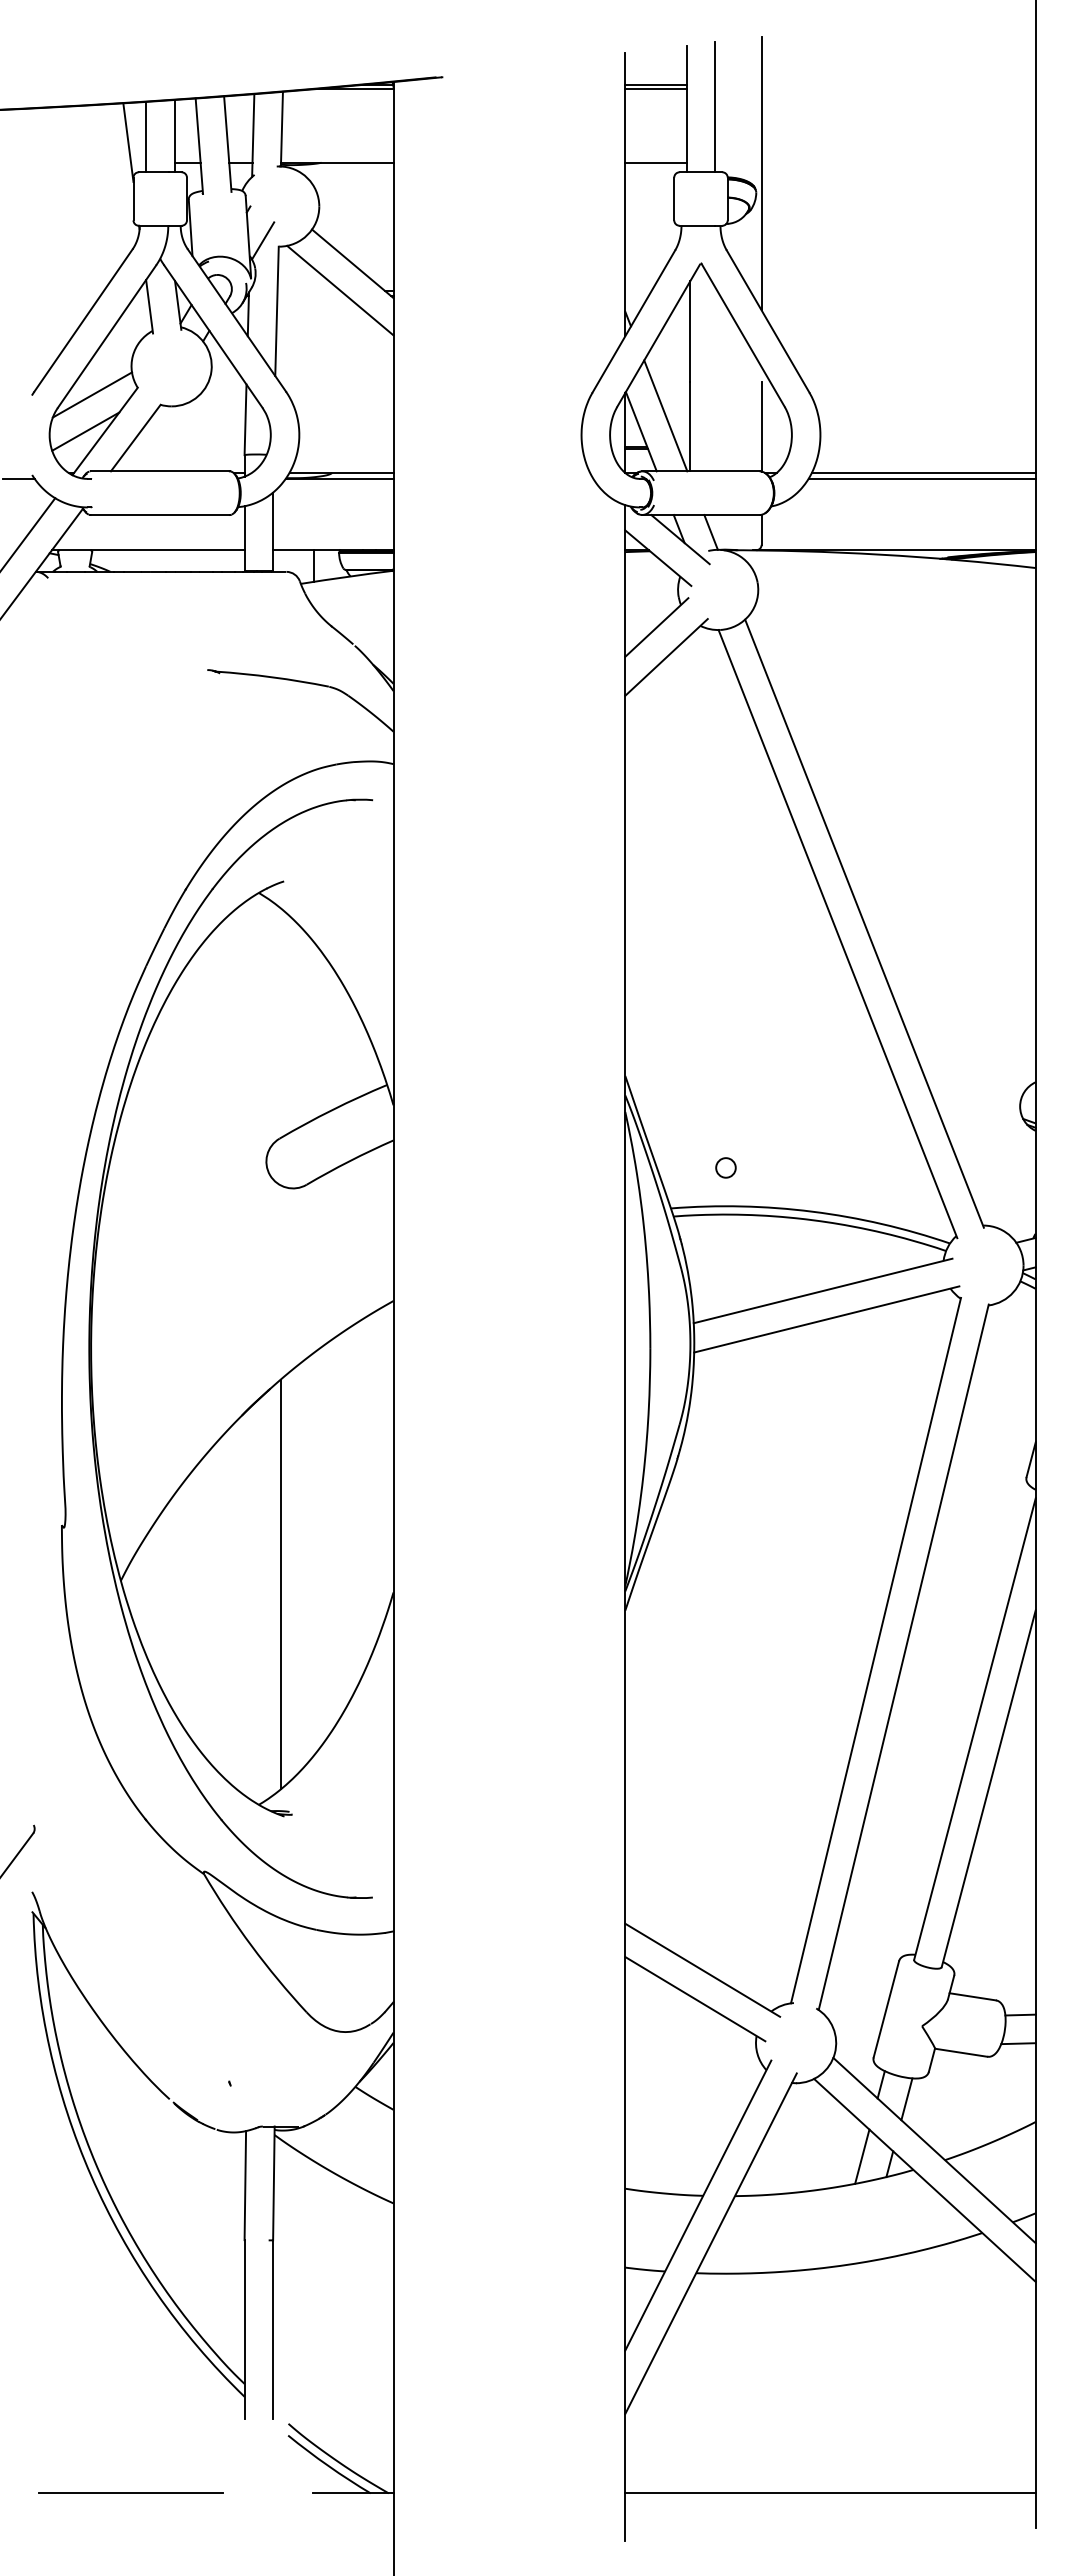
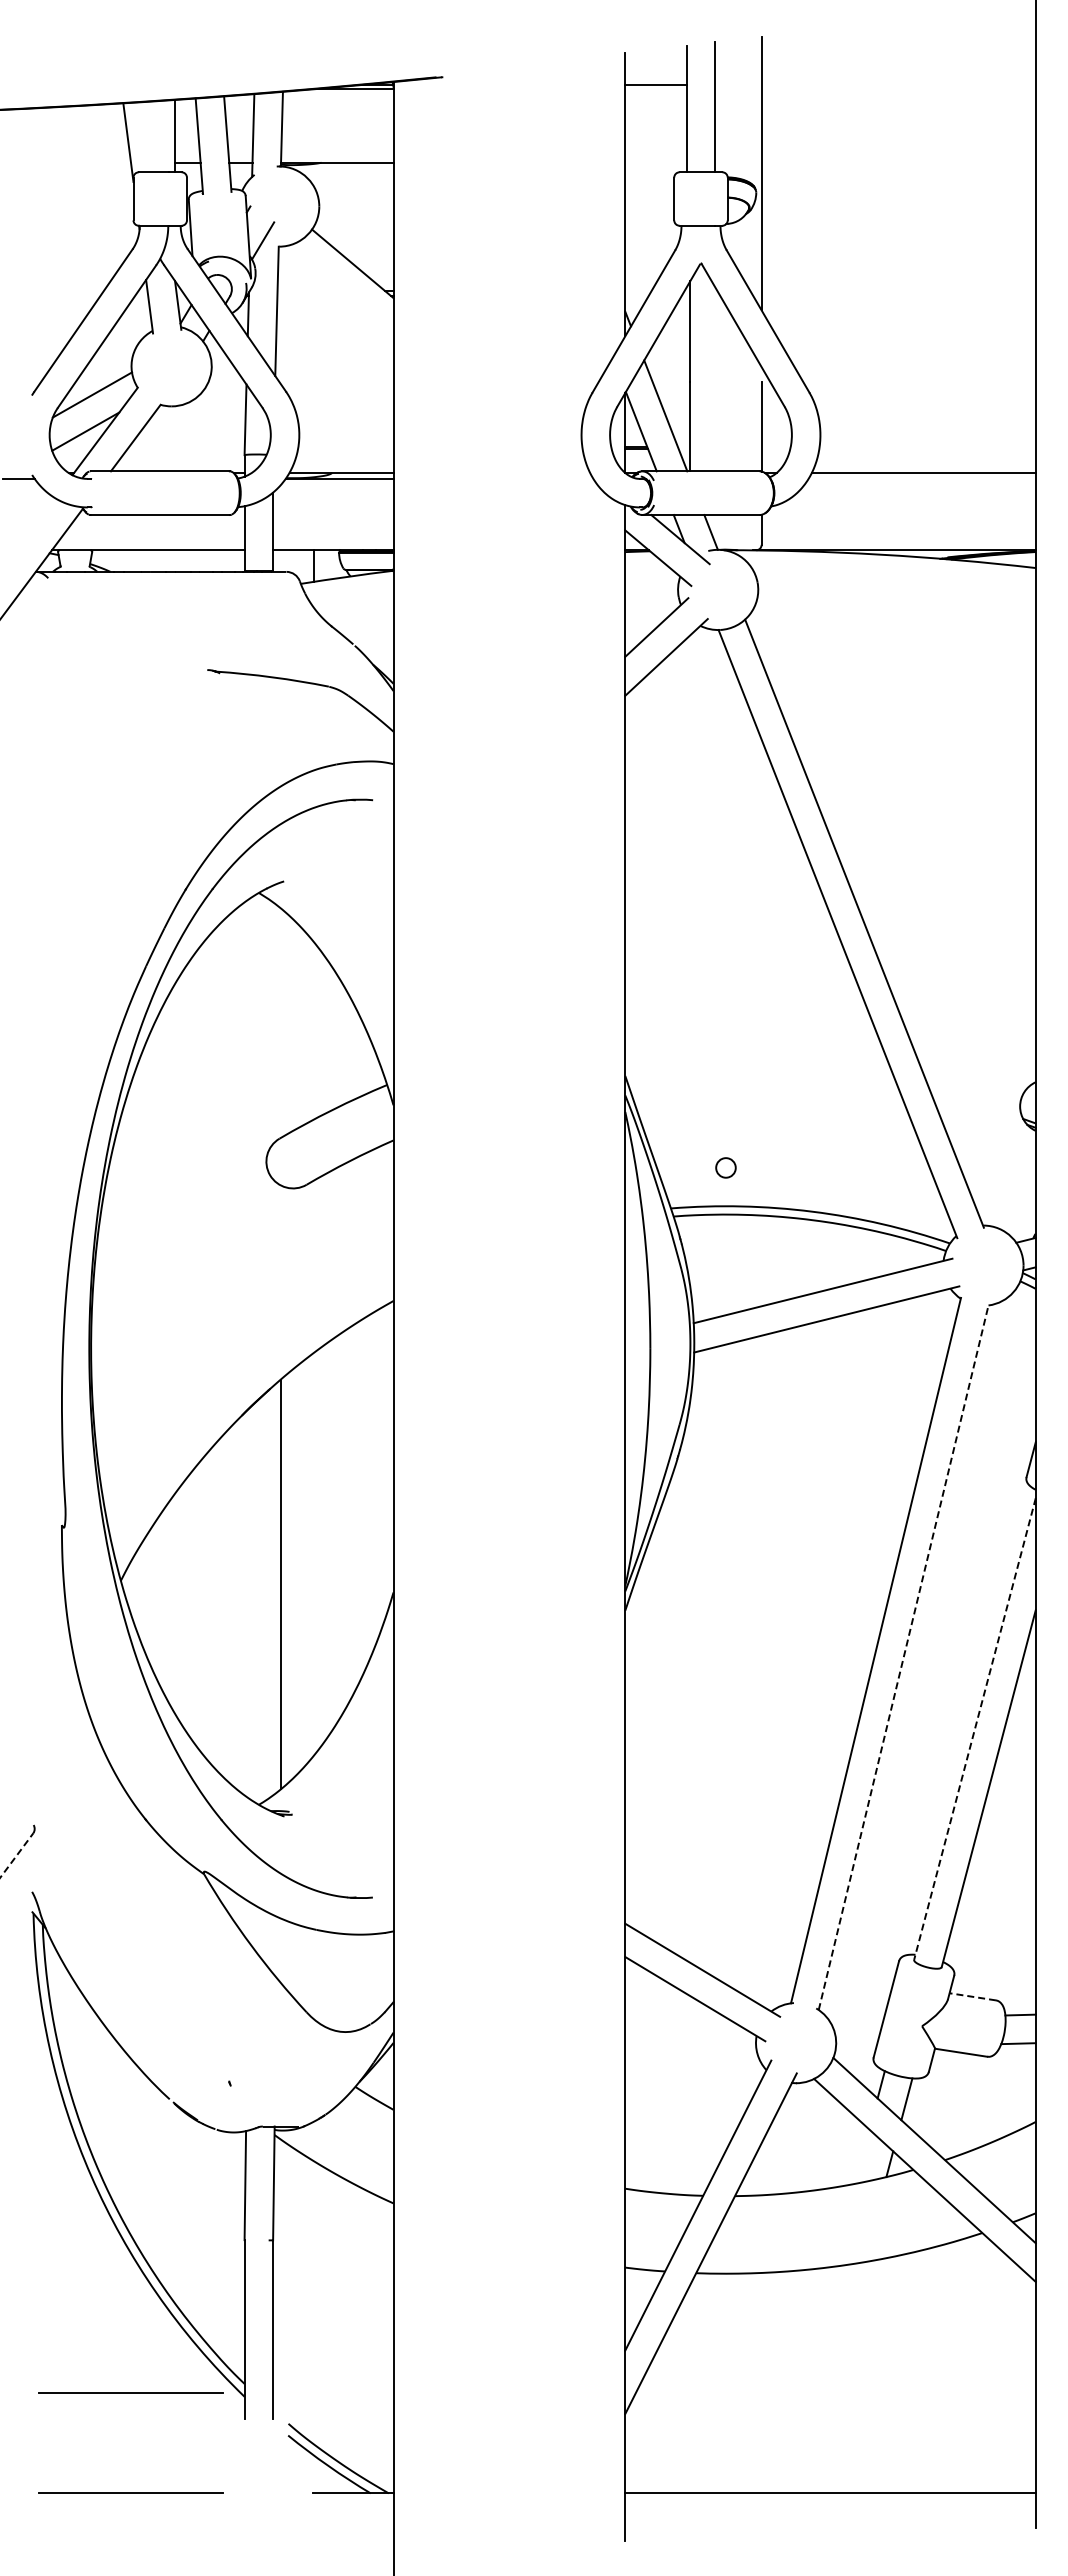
line: present -> none (655, 89)
line: present -> none (145, 136)
line: present -> none (655, 162)
line: present -> none (340, 290)
line: present -> none (921, 478)
line: present -> none (28, 533)
line: solid -> dashed (903, 1657)
line: solid -> dashed (974, 1729)
line: solid -> dashed (16, 1855)
line: solid -> dashed (972, 1996)
line: present -> none (862, 2156)
line: none -> present (130, 2392)
